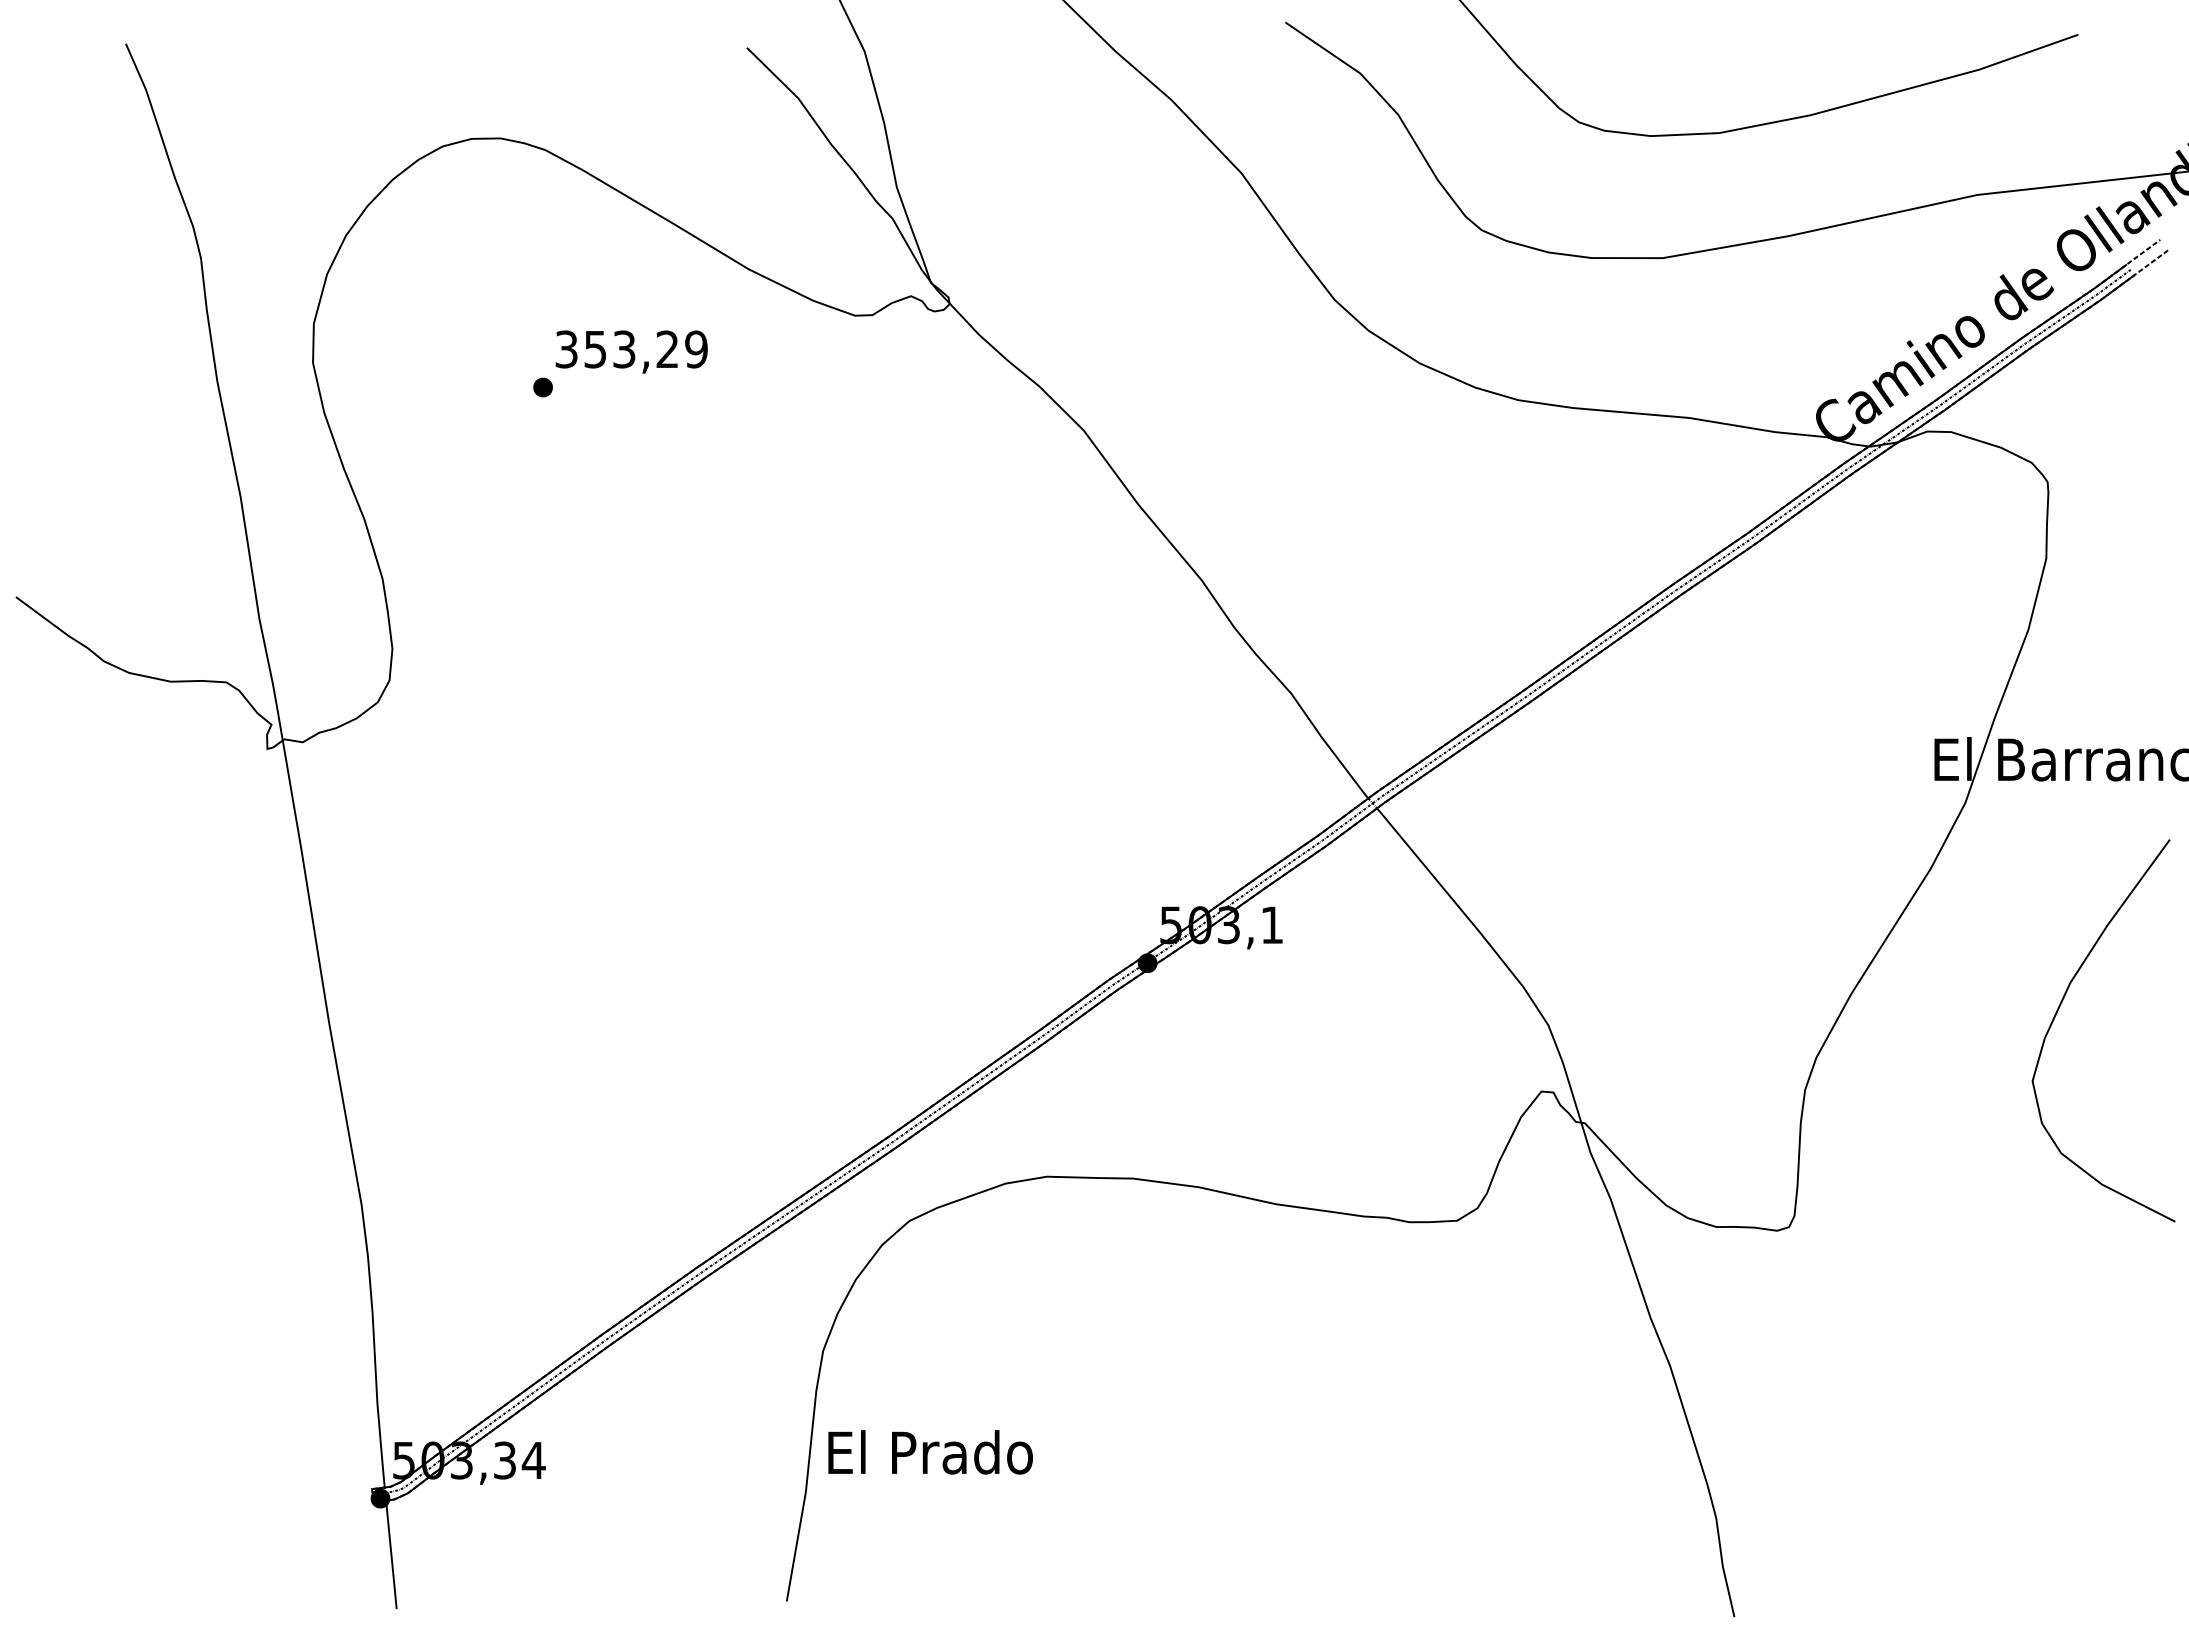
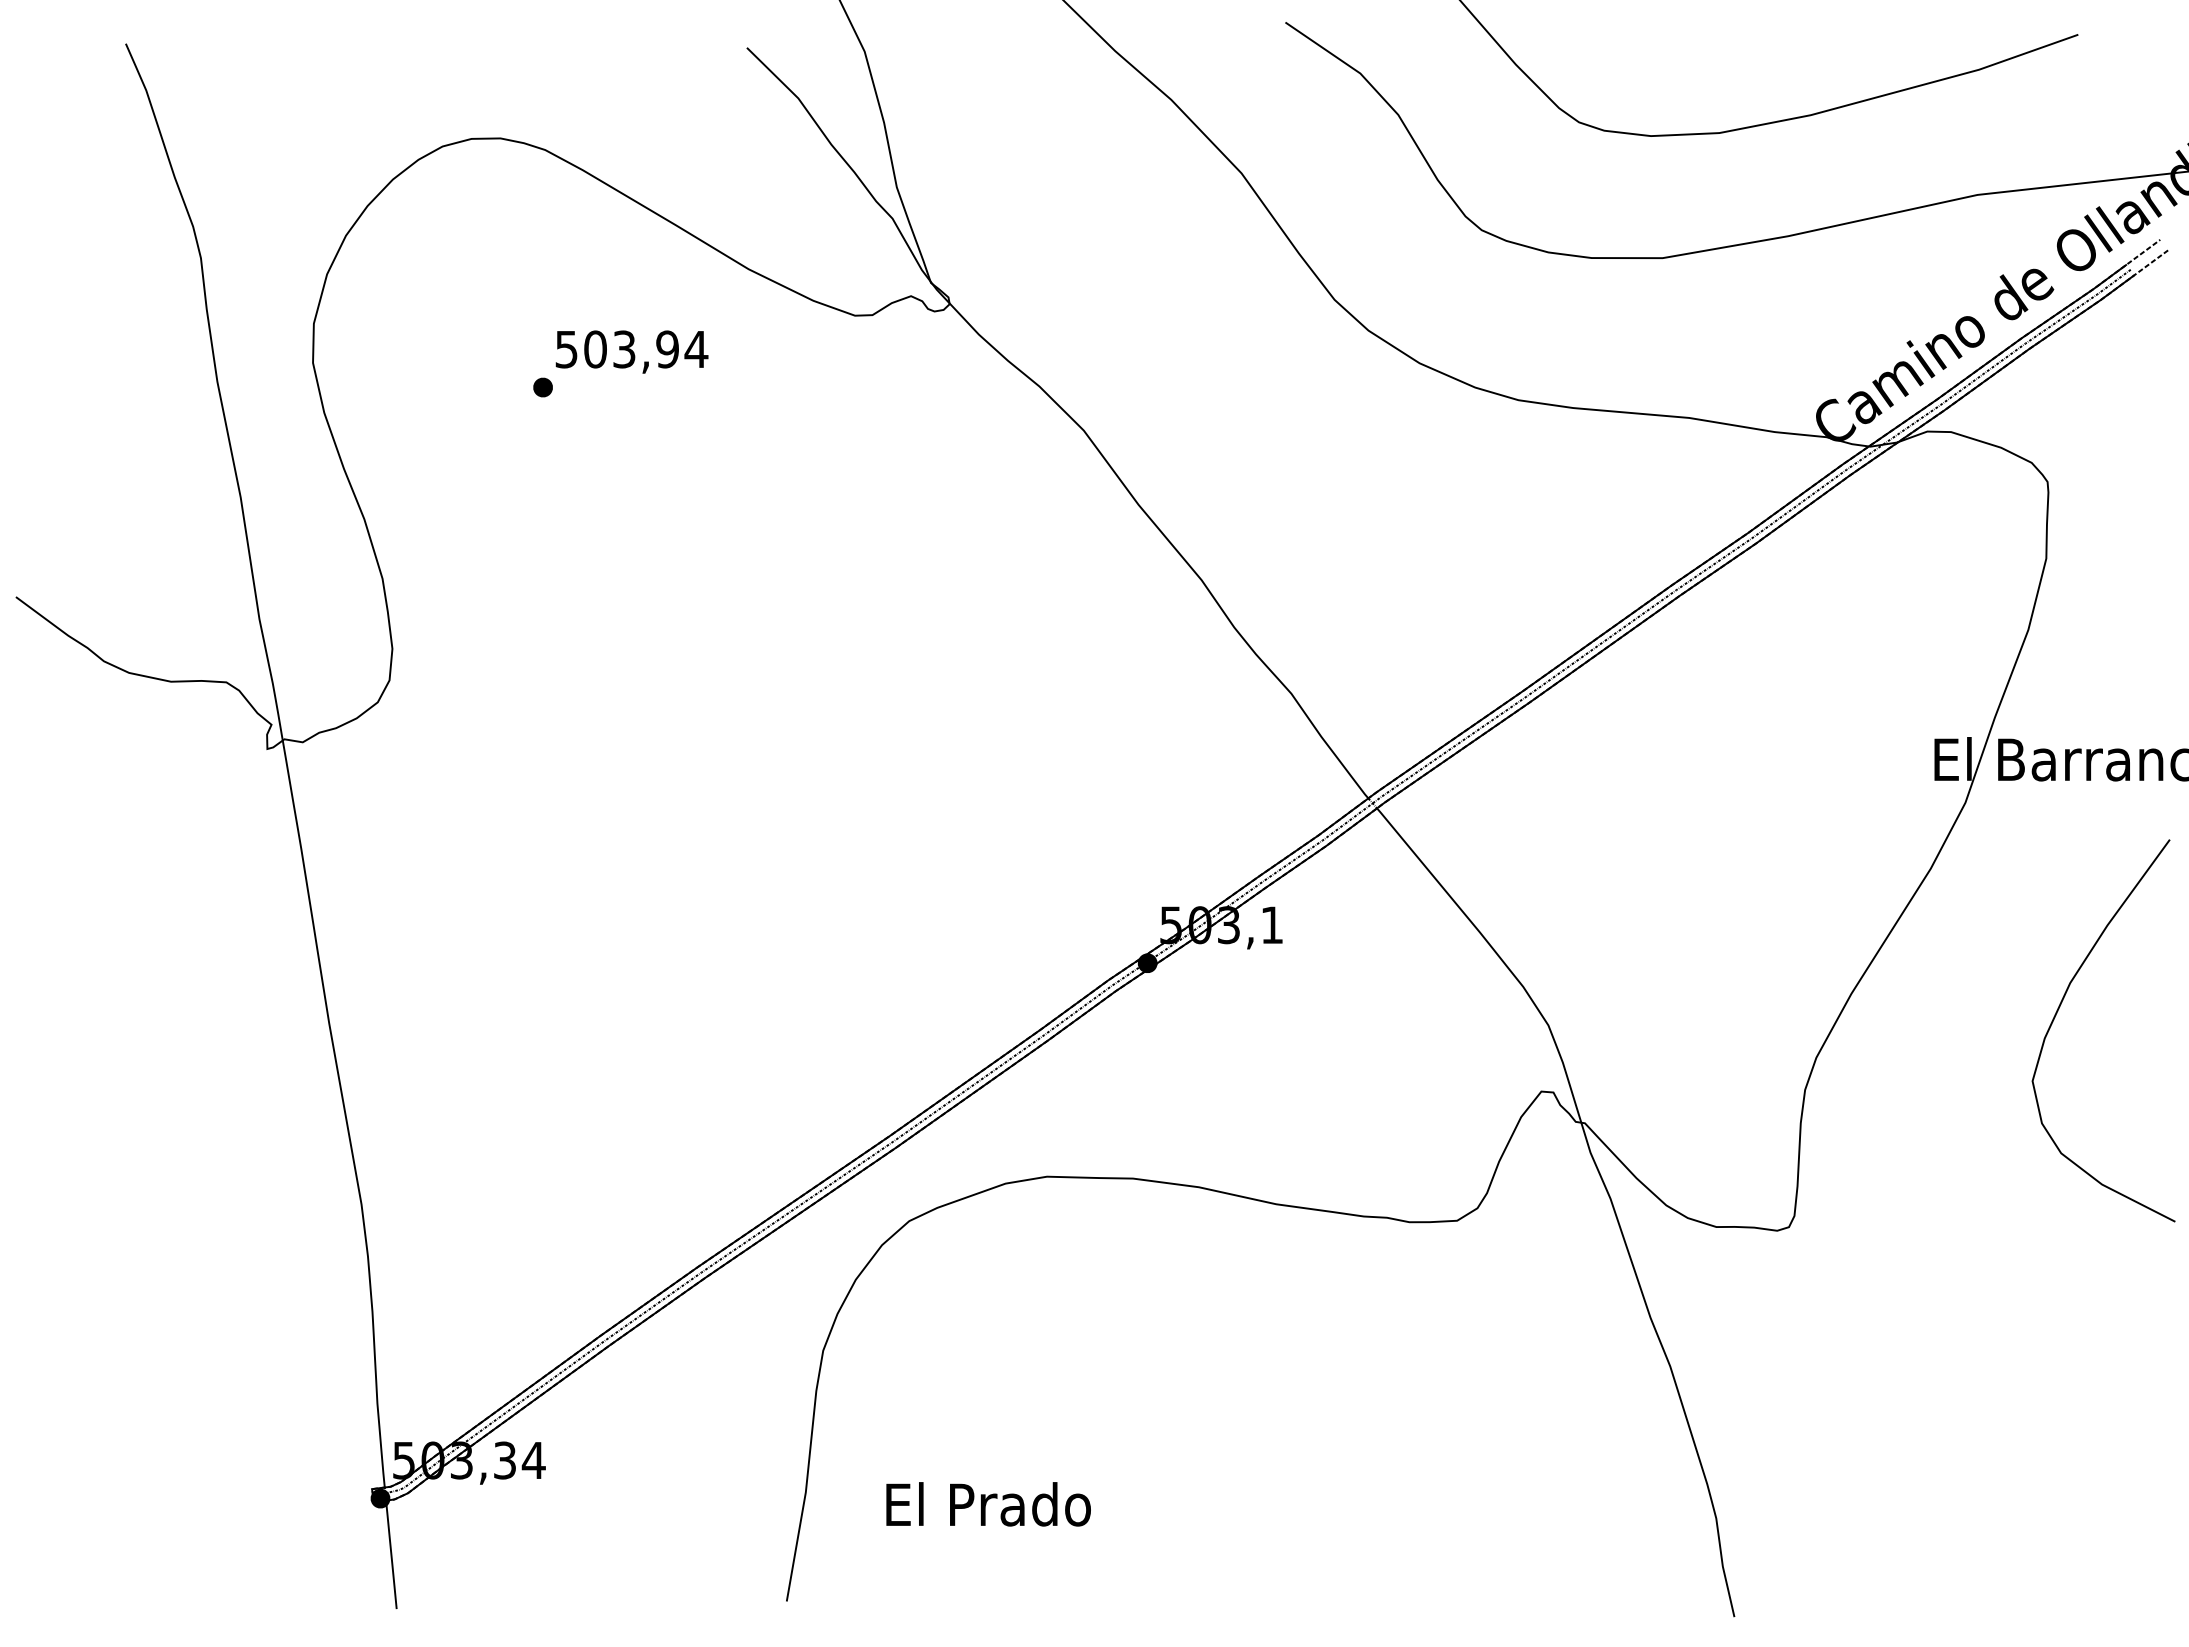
text: 353,29 -> 503,94 (632, 349)
text position: (930, 1452) -> (988, 1504) (988, 1504)
